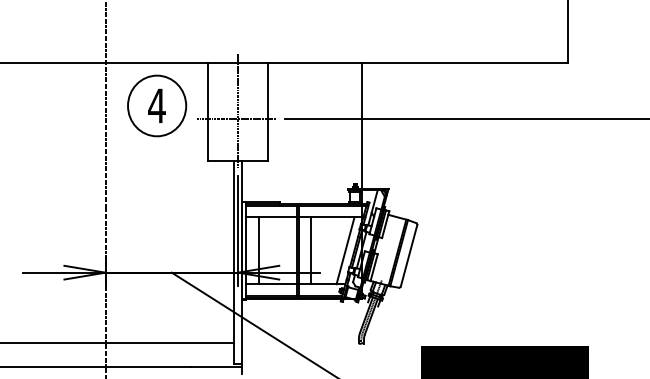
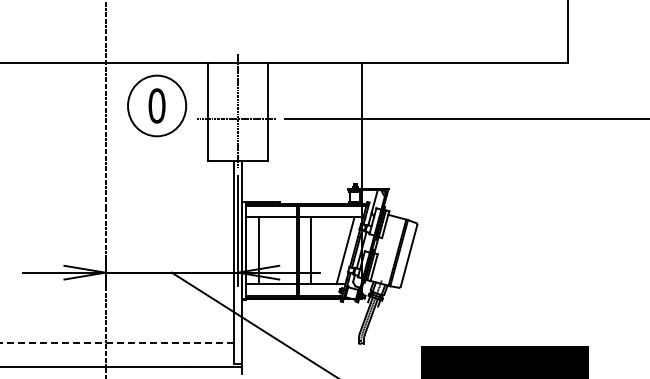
text: 4 -> 0 (156, 105)
line: solid -> dashed (116, 343)
